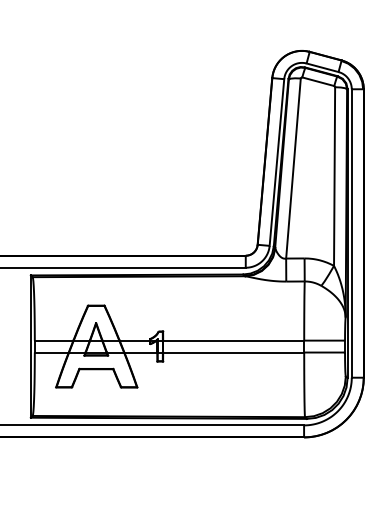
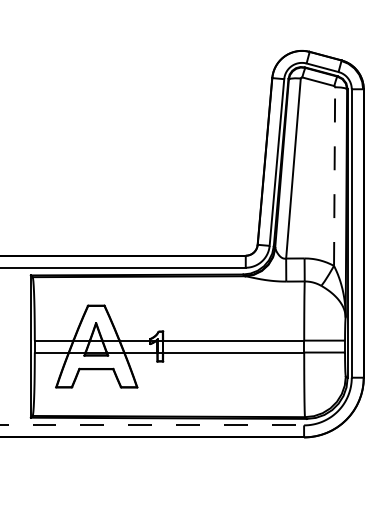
line: solid -> dashed (334, 176)
line: solid -> dashed (152, 425)
